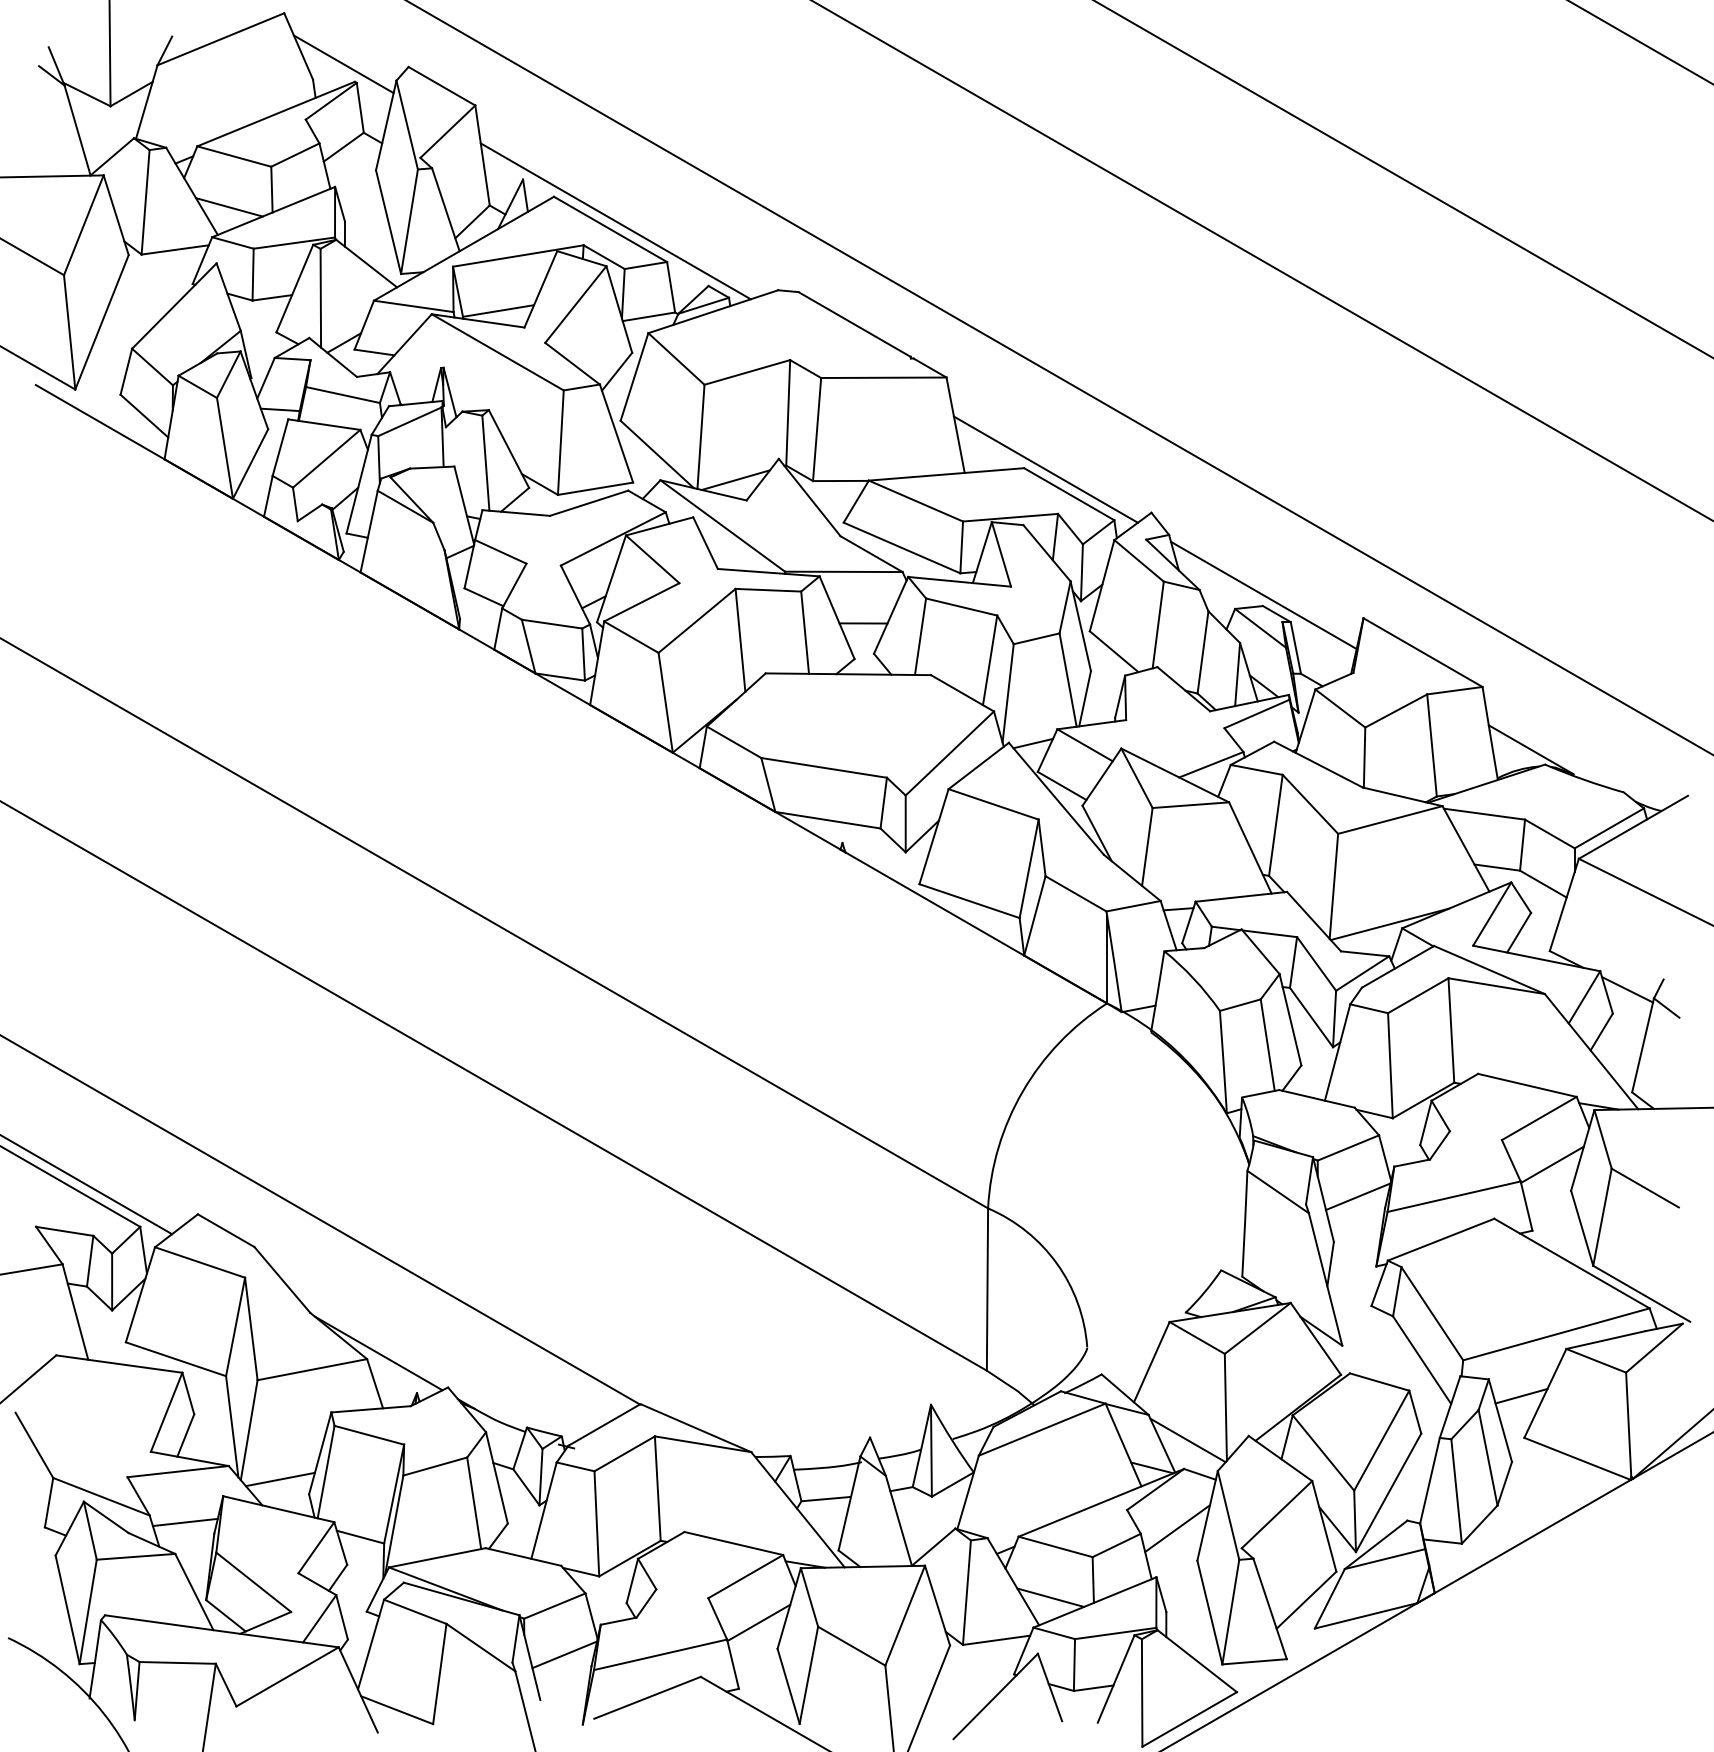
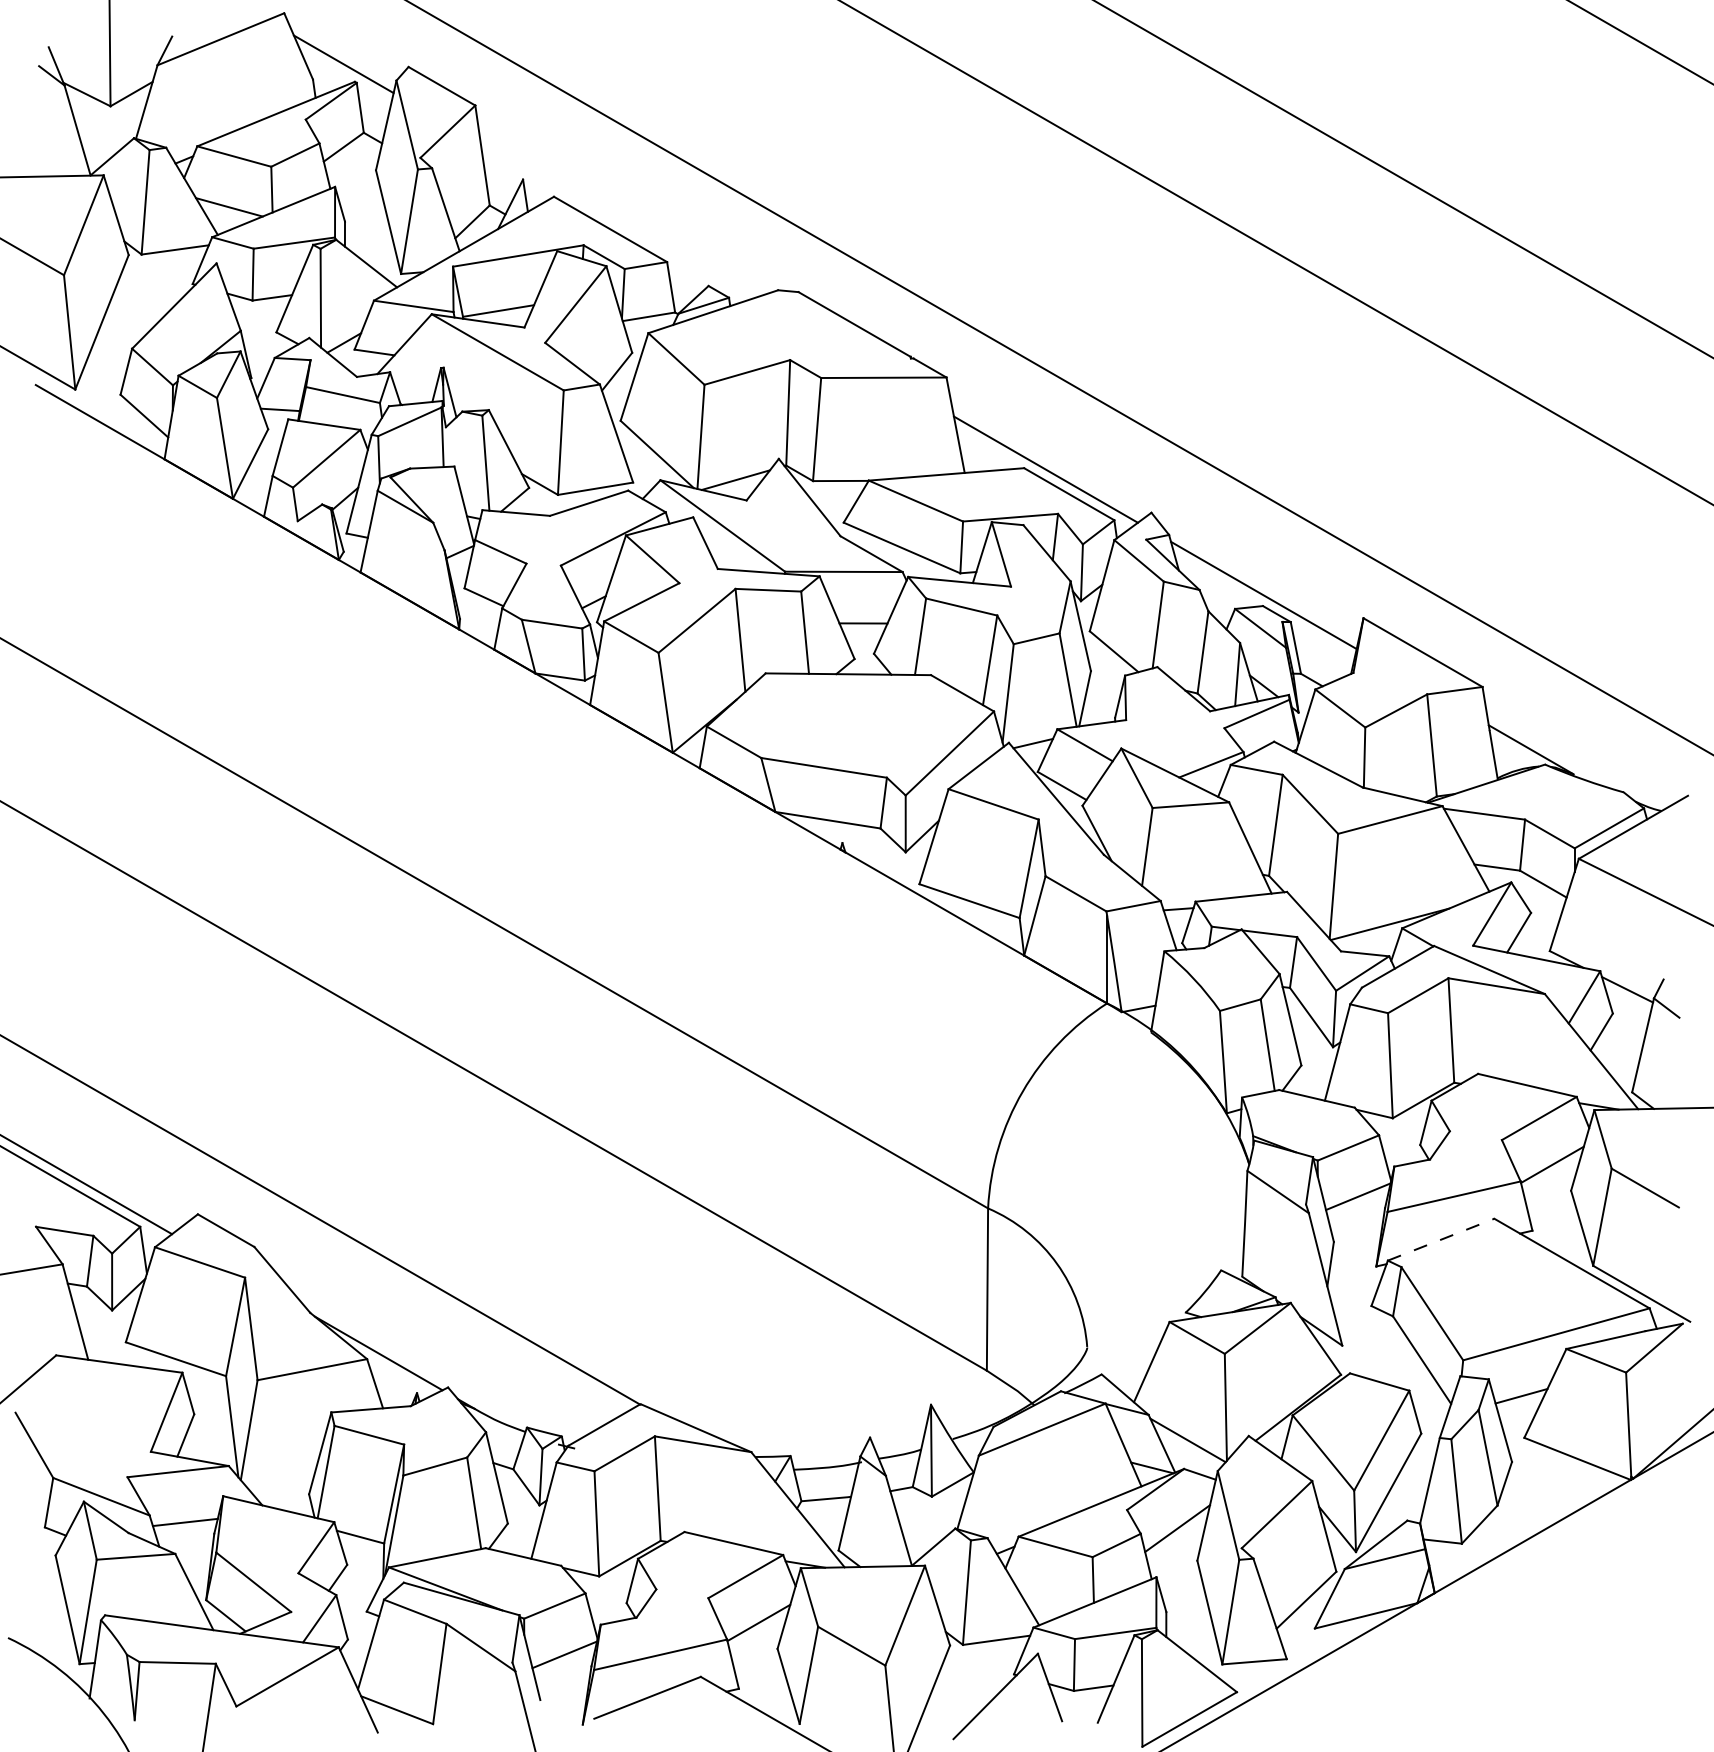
line: present -> none (615, 221)
line position: (1262, 260) -> (1275, 252) (1275, 252)
line: solid -> dashed (1441, 1239)
line: present -> none (279, 1479)
line: present -> none (1050, 1597)
